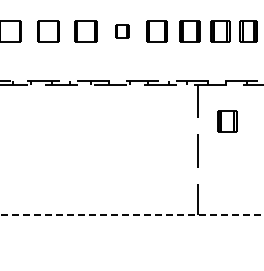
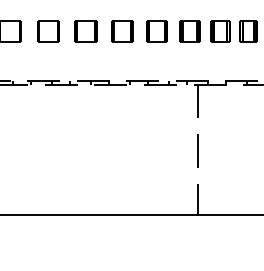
part size: 15x15 px -> 23x23 px (122, 31)
part: present -> none (227, 121)
line: dashed -> solid (132, 215)
